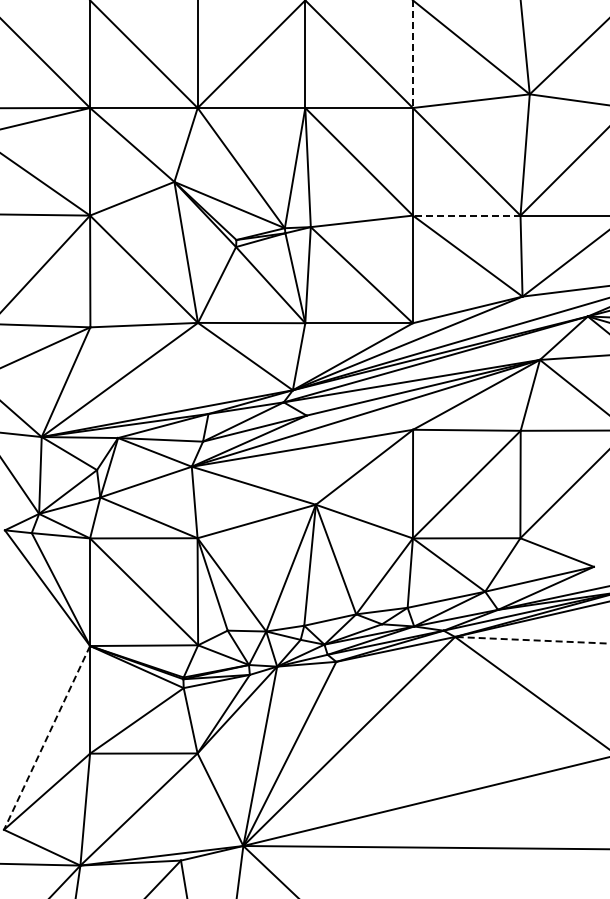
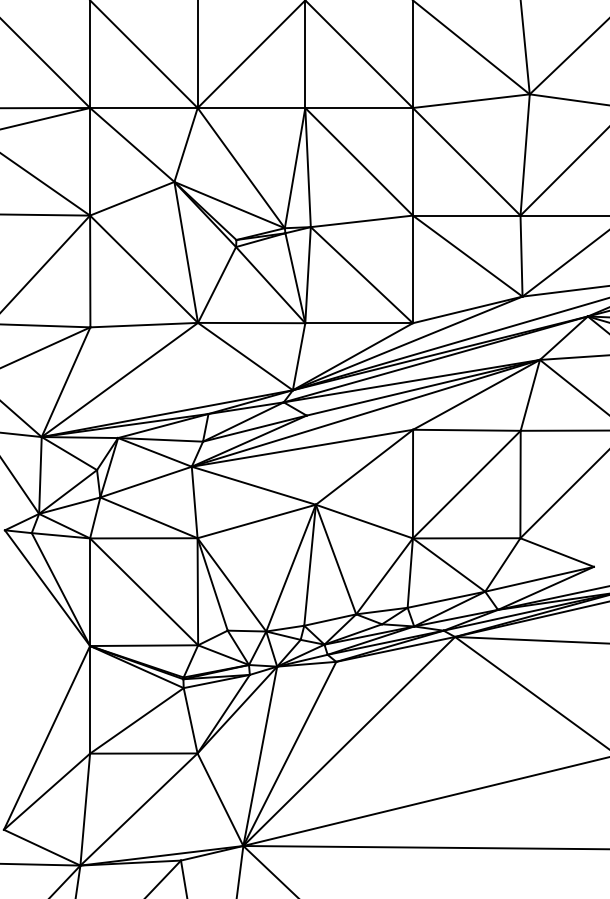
line: dashed -> solid (412, 54)
line: dashed -> solid (466, 215)
line: dashed -> solid (531, 640)
line: dashed -> solid (46, 738)
